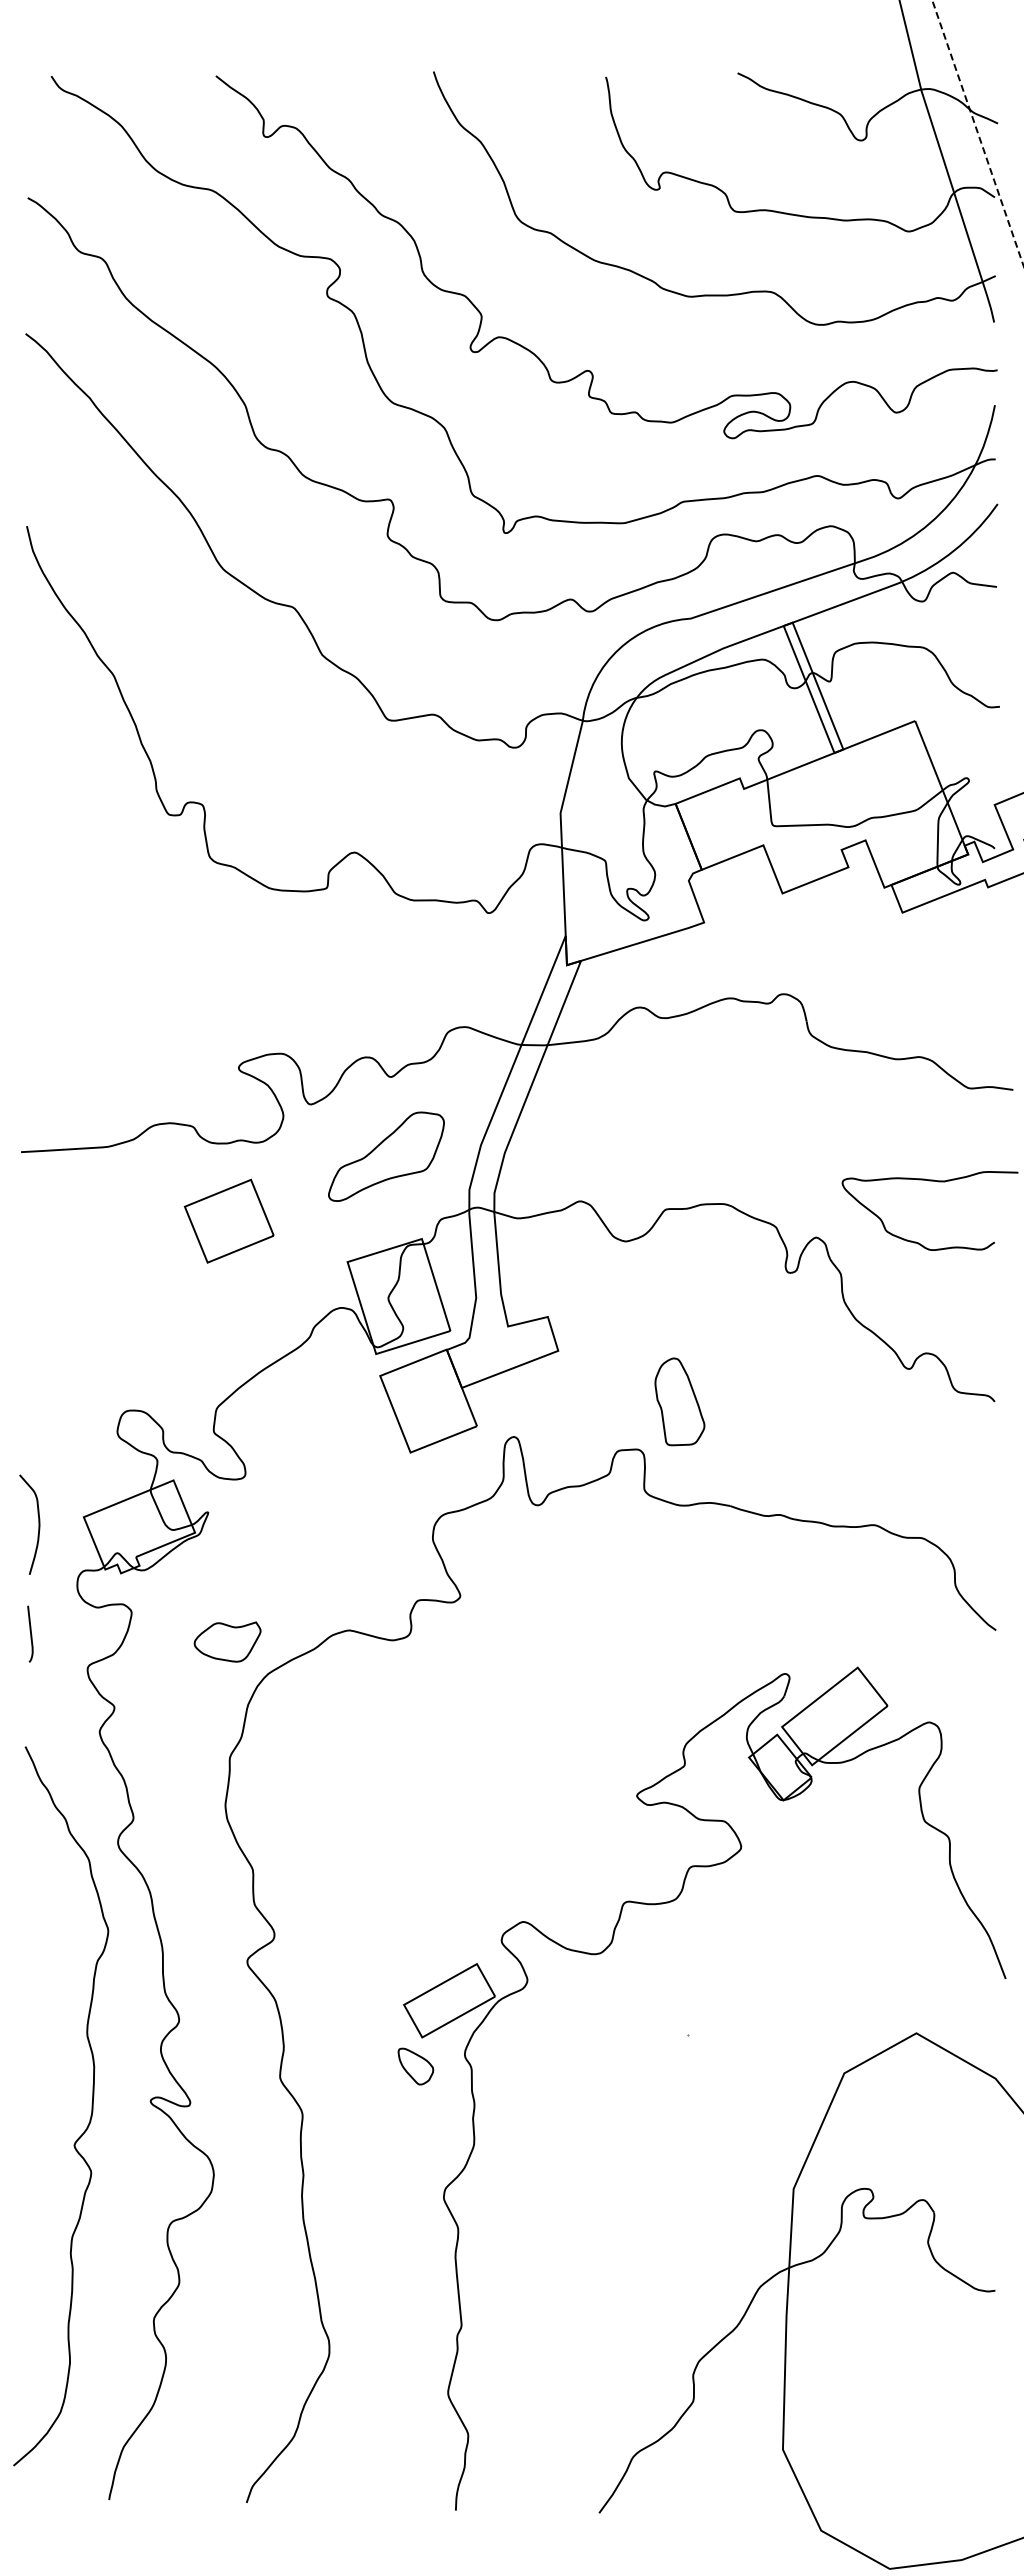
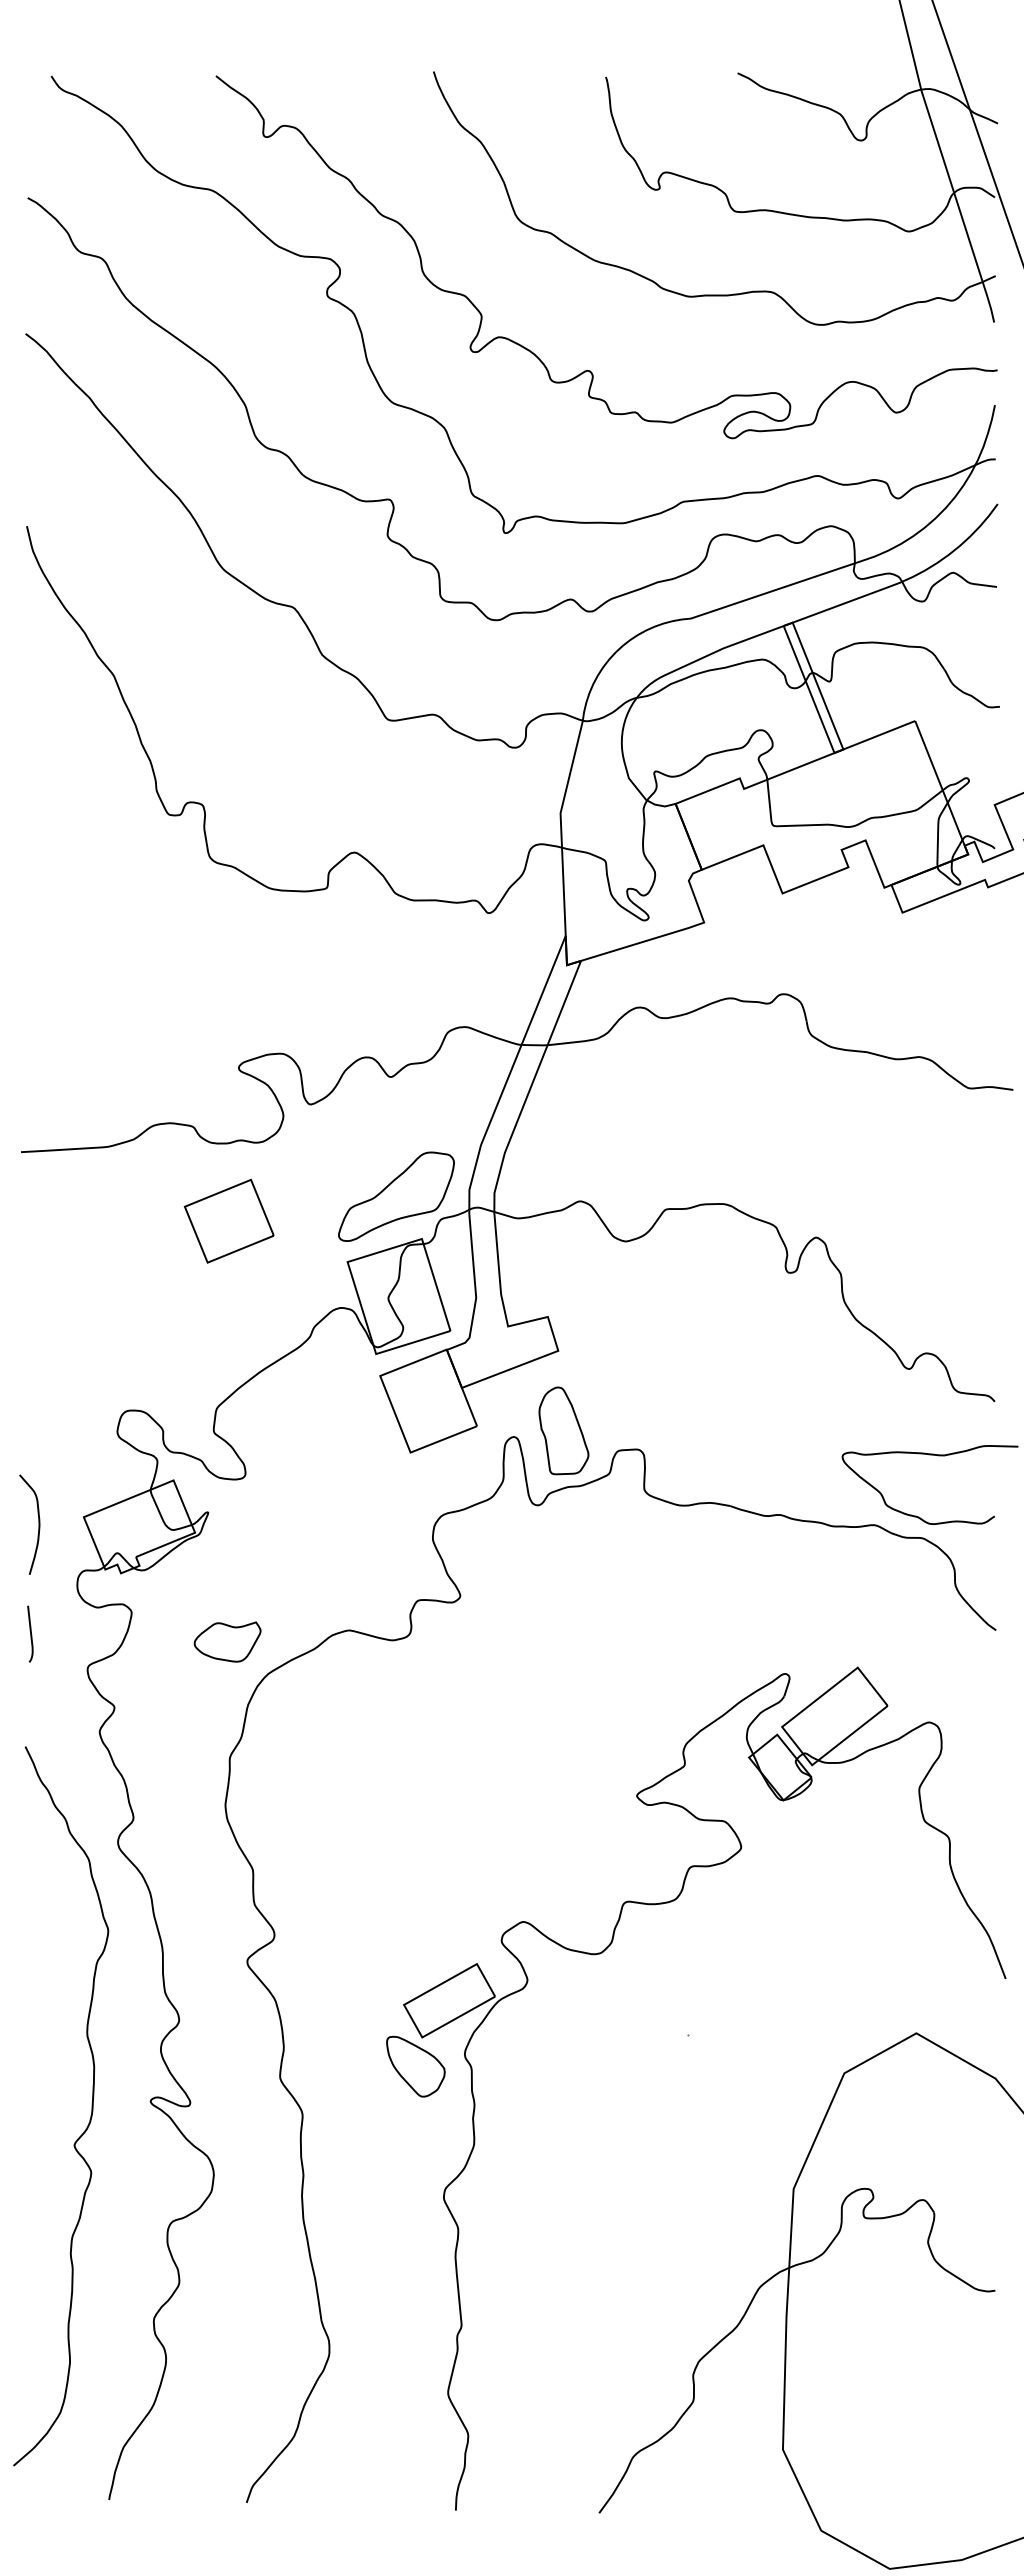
line: dashed -> solid (978, 133)
part position: (386, 1156) -> (396, 1196) (396, 1196)
curve position: (929, 1181) -> (929, 1455) (929, 1455)
part position: (679, 1401) -> (563, 1430) (563, 1430)
part size: 38x39 px -> 60x63 px (415, 2066)
